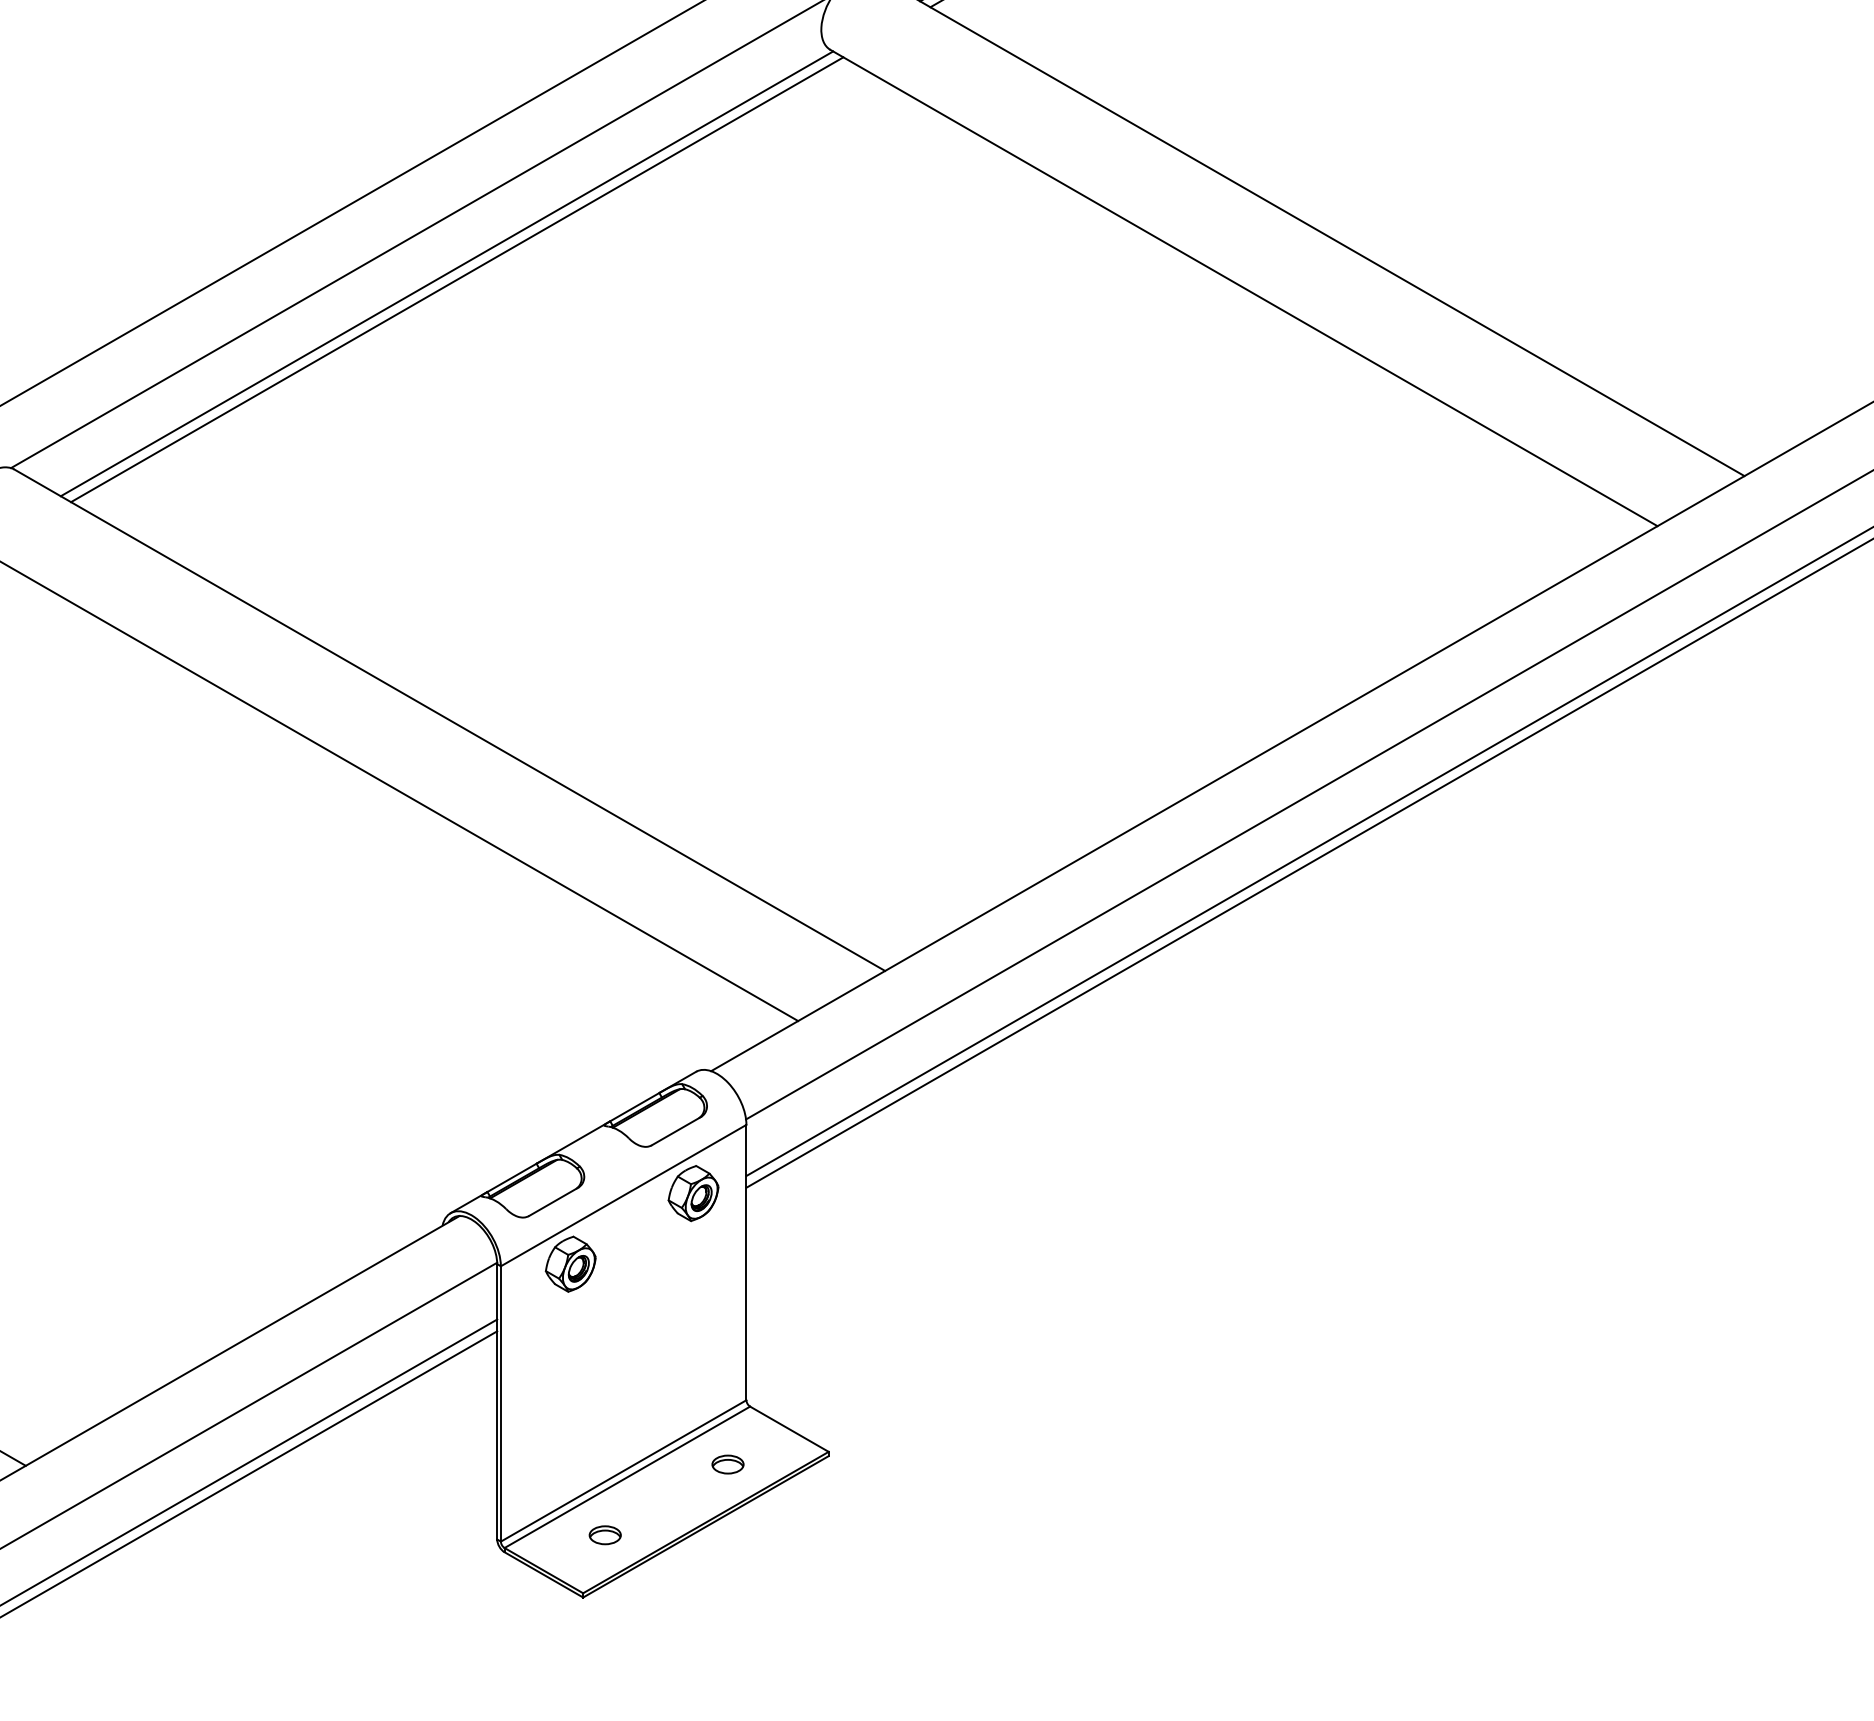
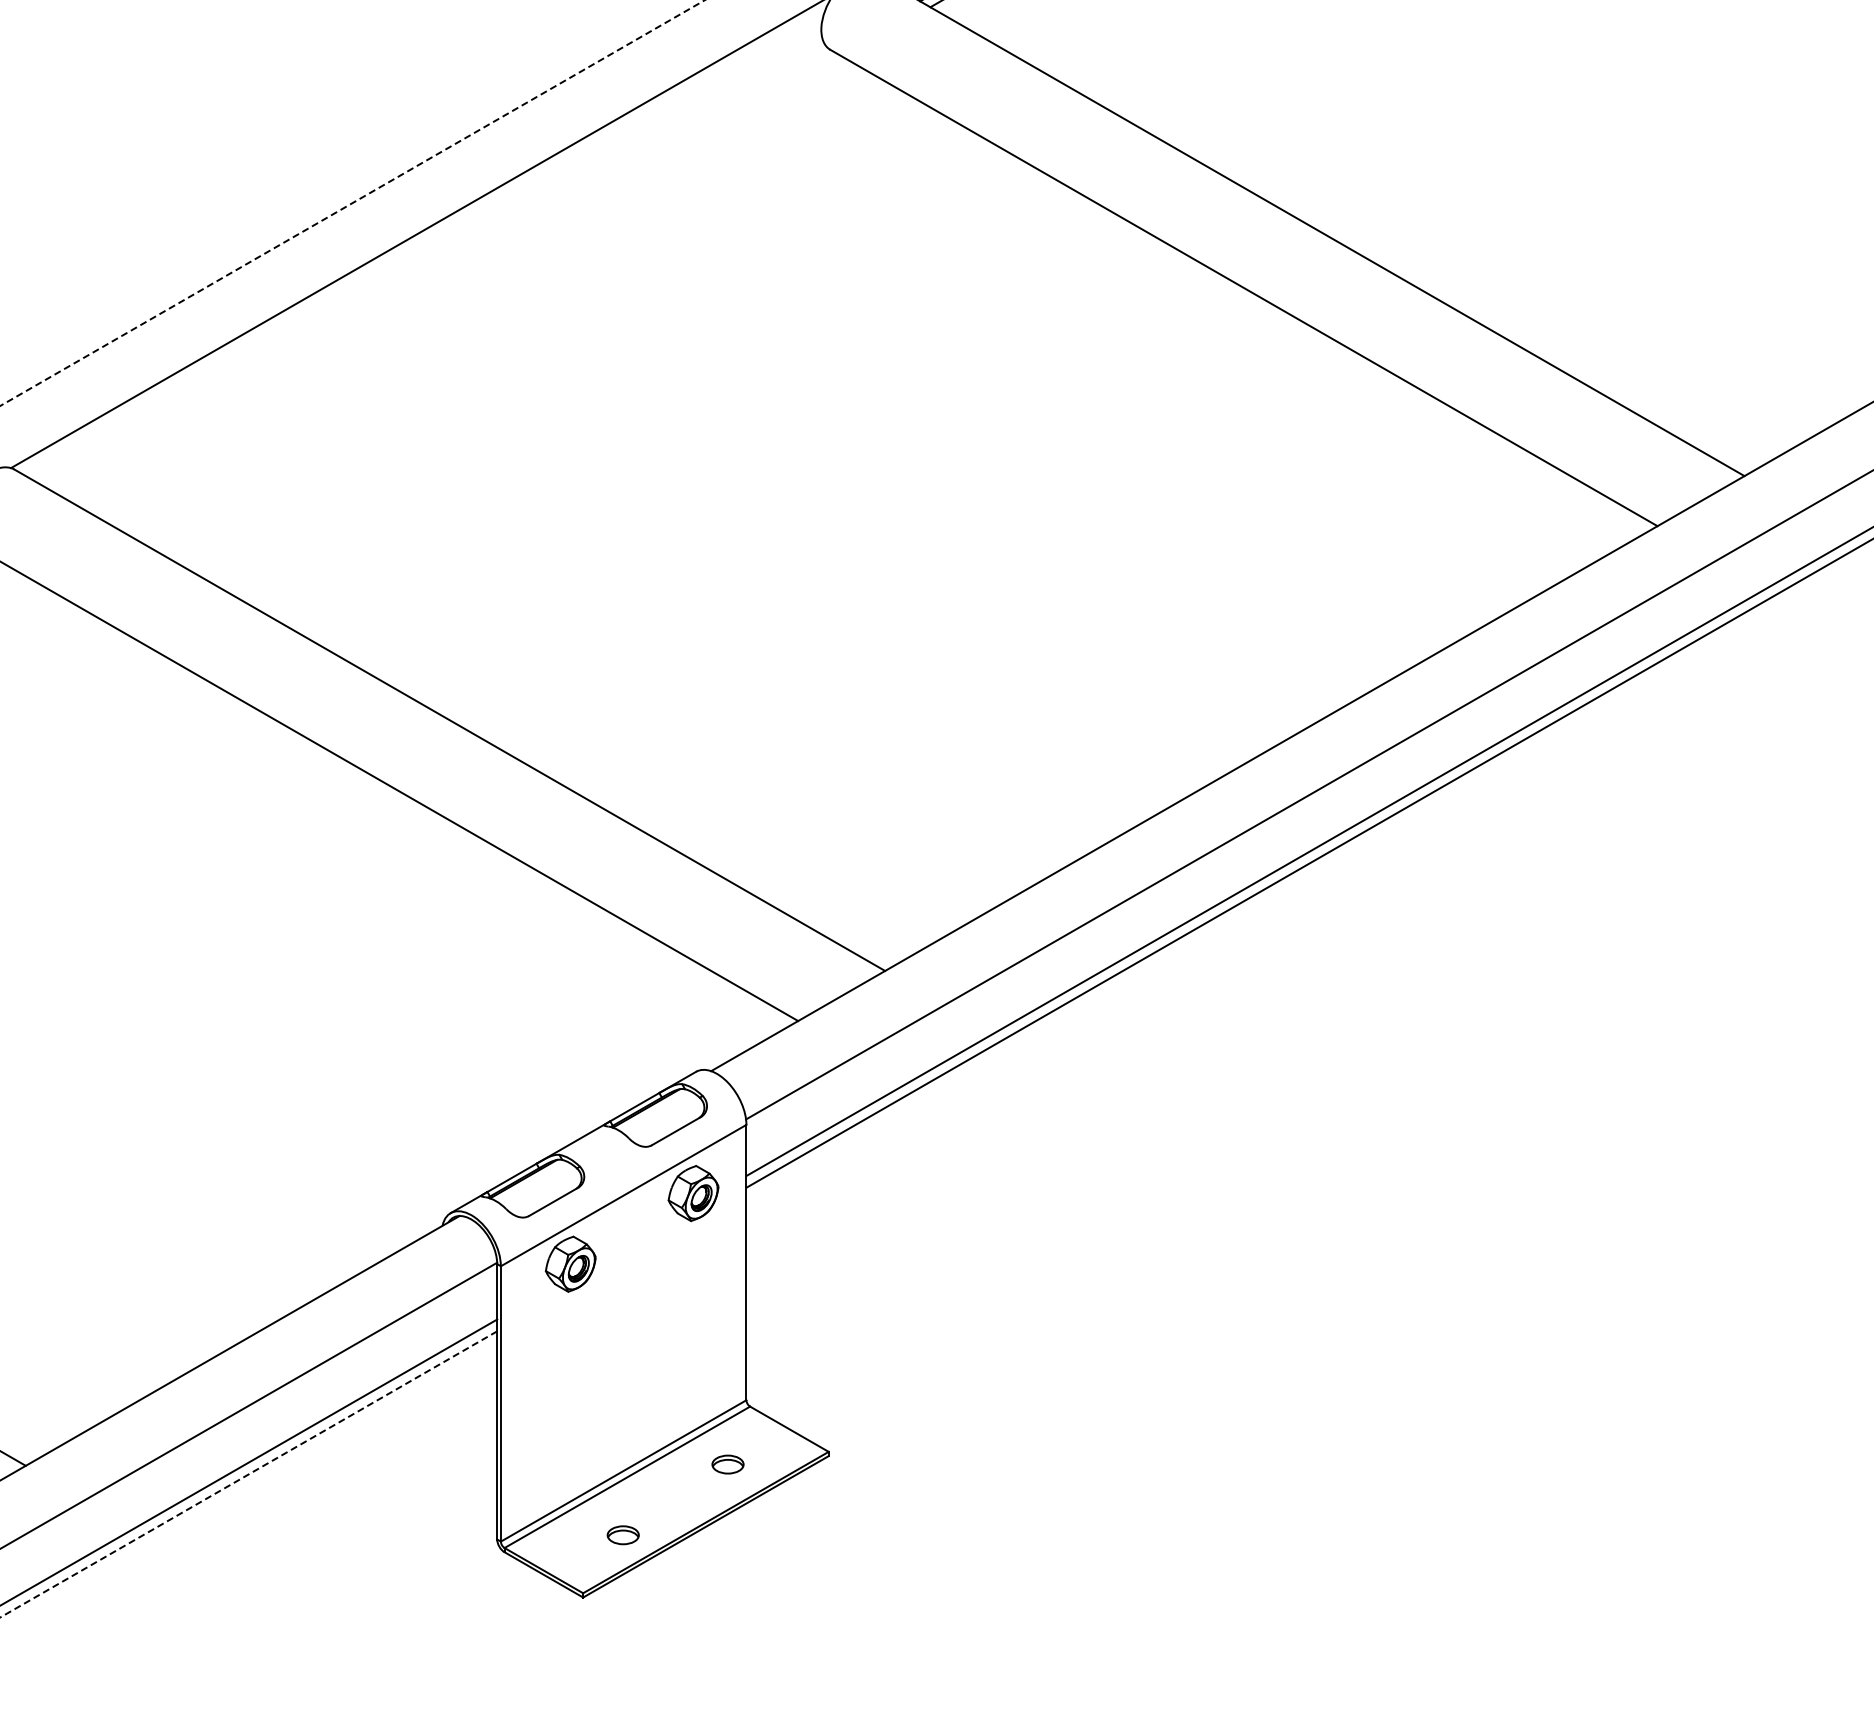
line: solid -> dashed (353, 202)
line: present -> none (446, 273)
line: present -> none (457, 279)
line: solid -> dashed (248, 1474)
part position: (604, 1535) -> (622, 1535) (622, 1535)
